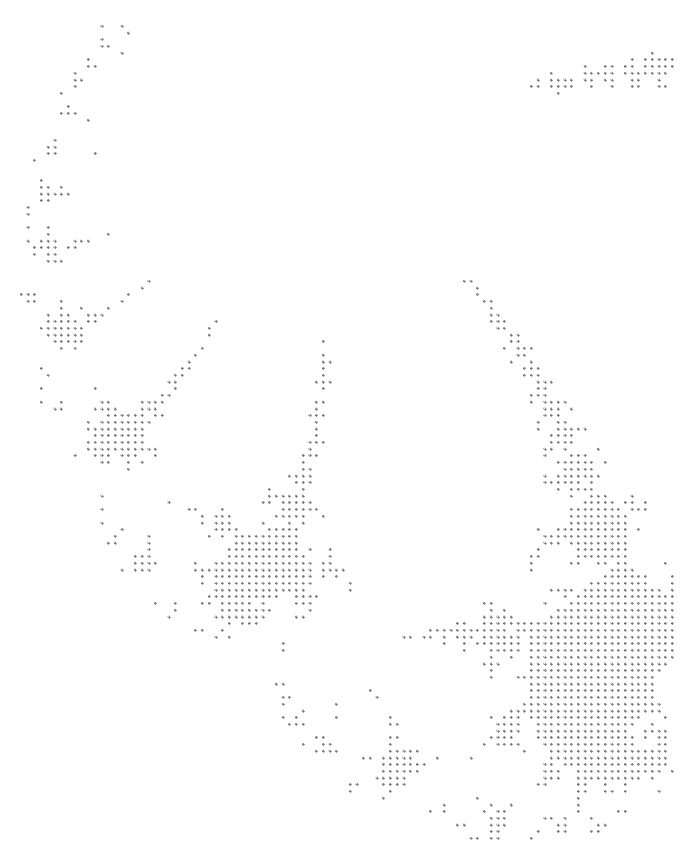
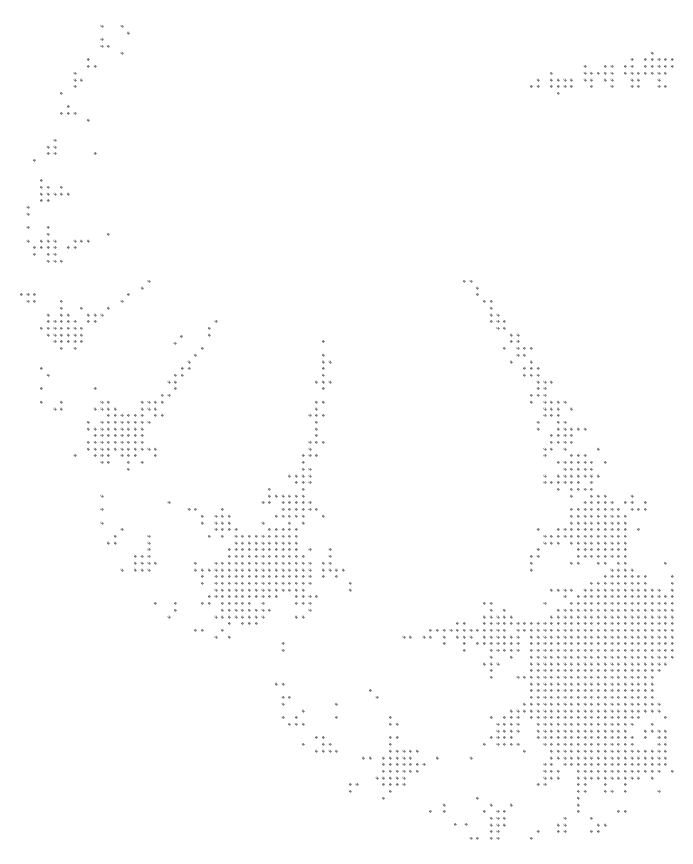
part: none -> present (177, 339)
part: present -> none (547, 818)
part size: 10x3 px -> 14x3 px (460, 824)
